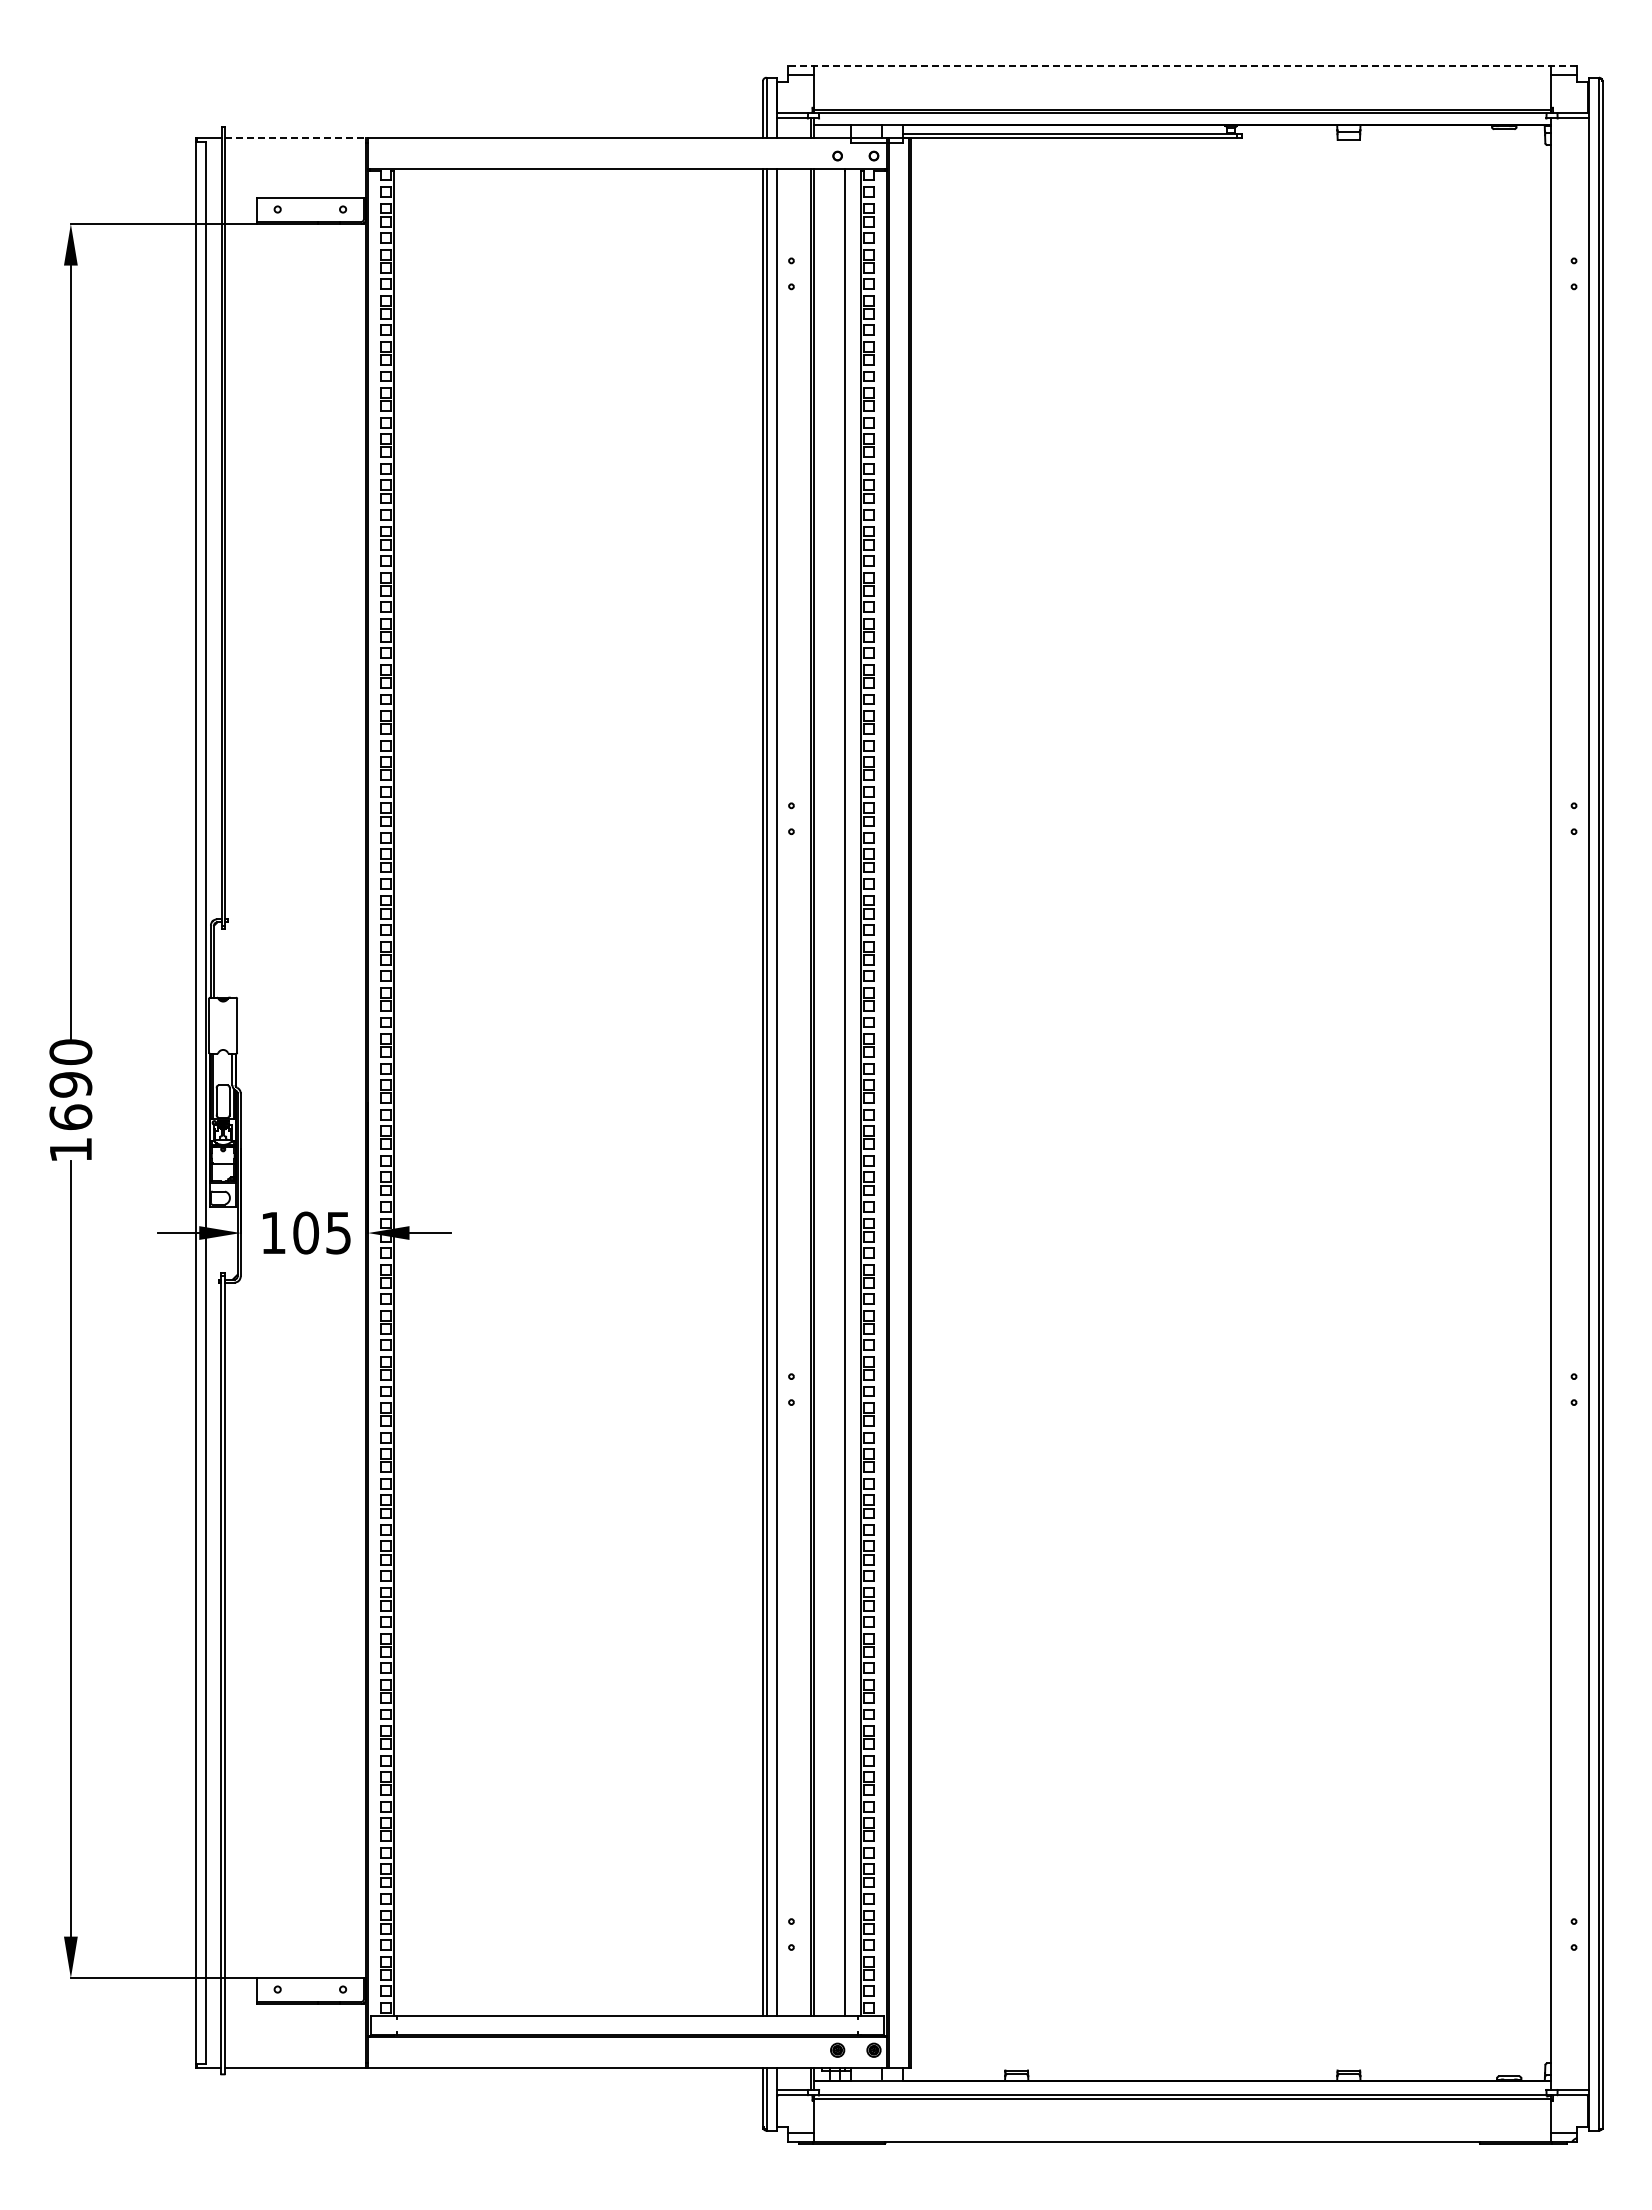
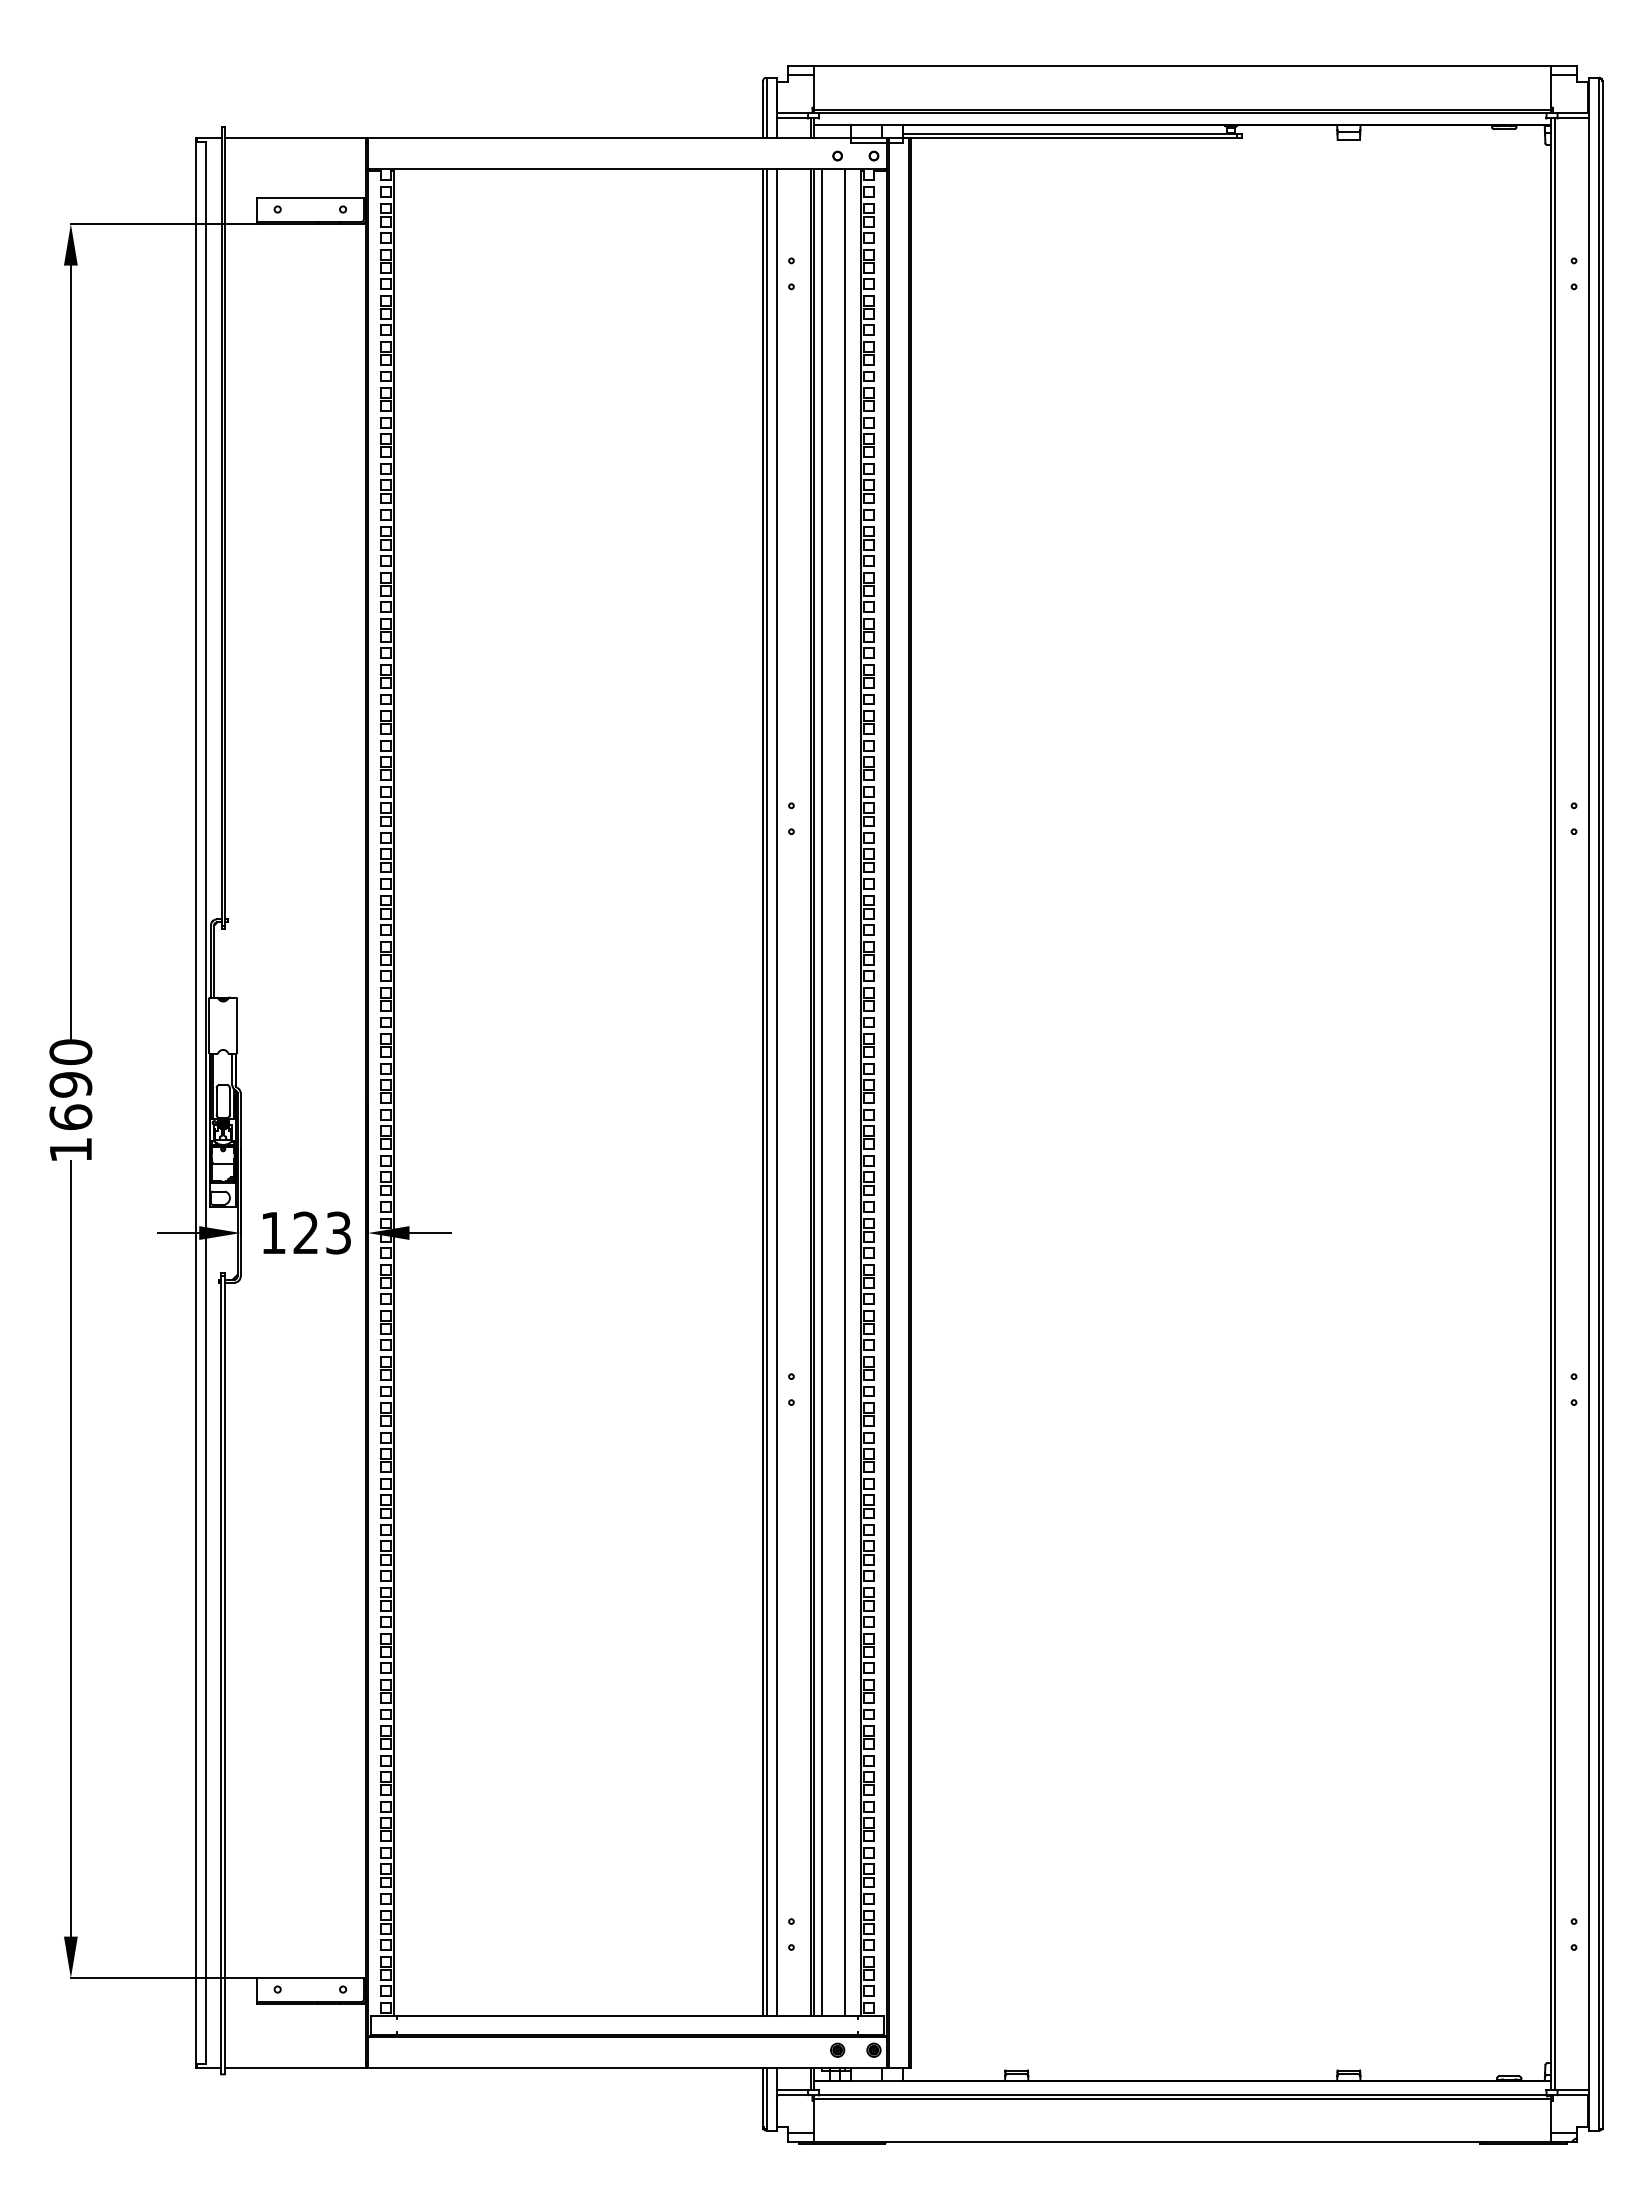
line: dashed -> solid (1182, 66)
line: dashed -> solid (297, 137)
line: none -> present (821, 1092)
line: none -> present (1554, 1103)
text: 105 -> 123 (321, 1232)
